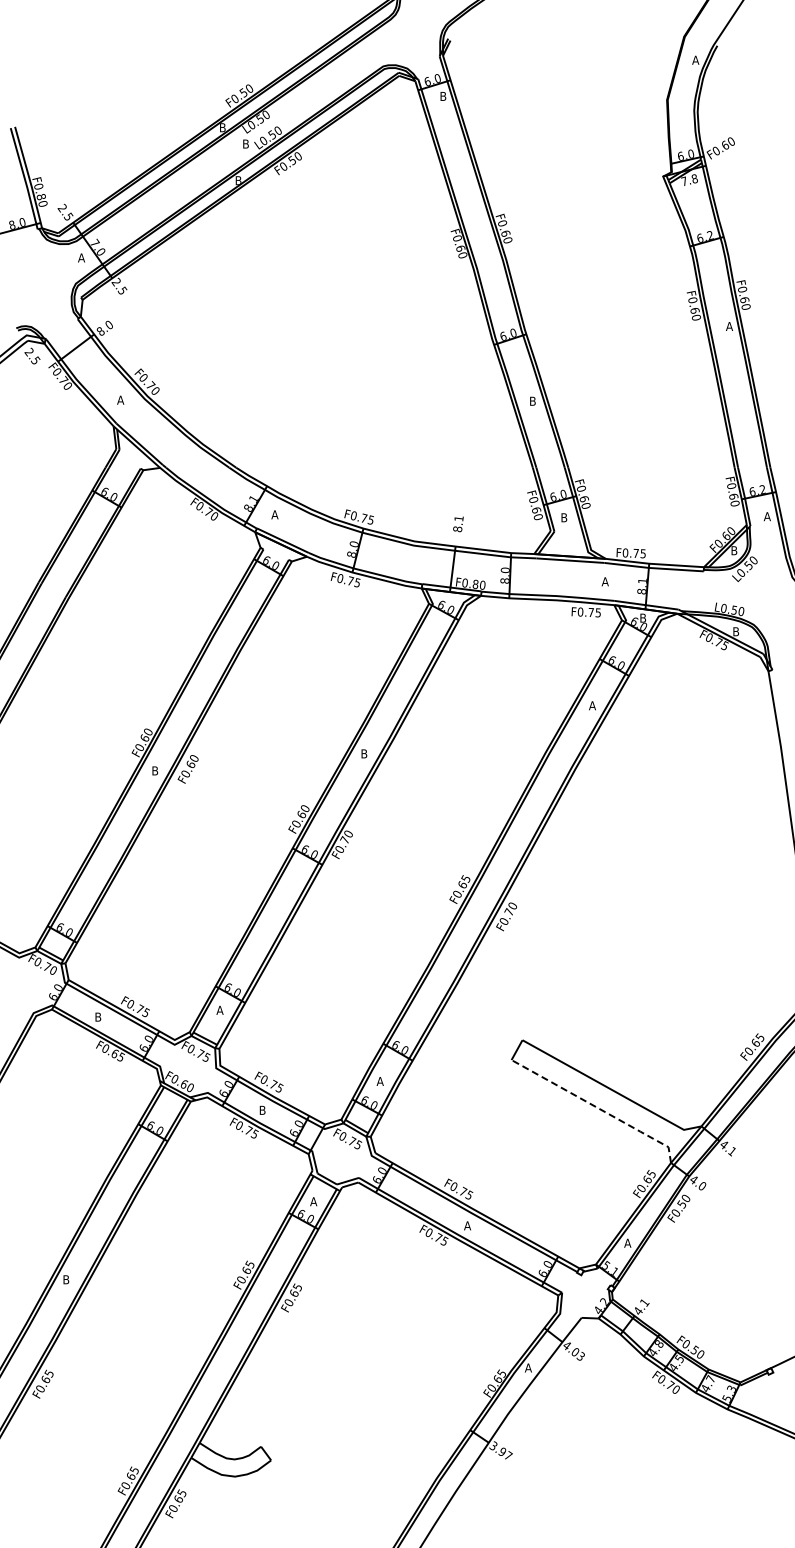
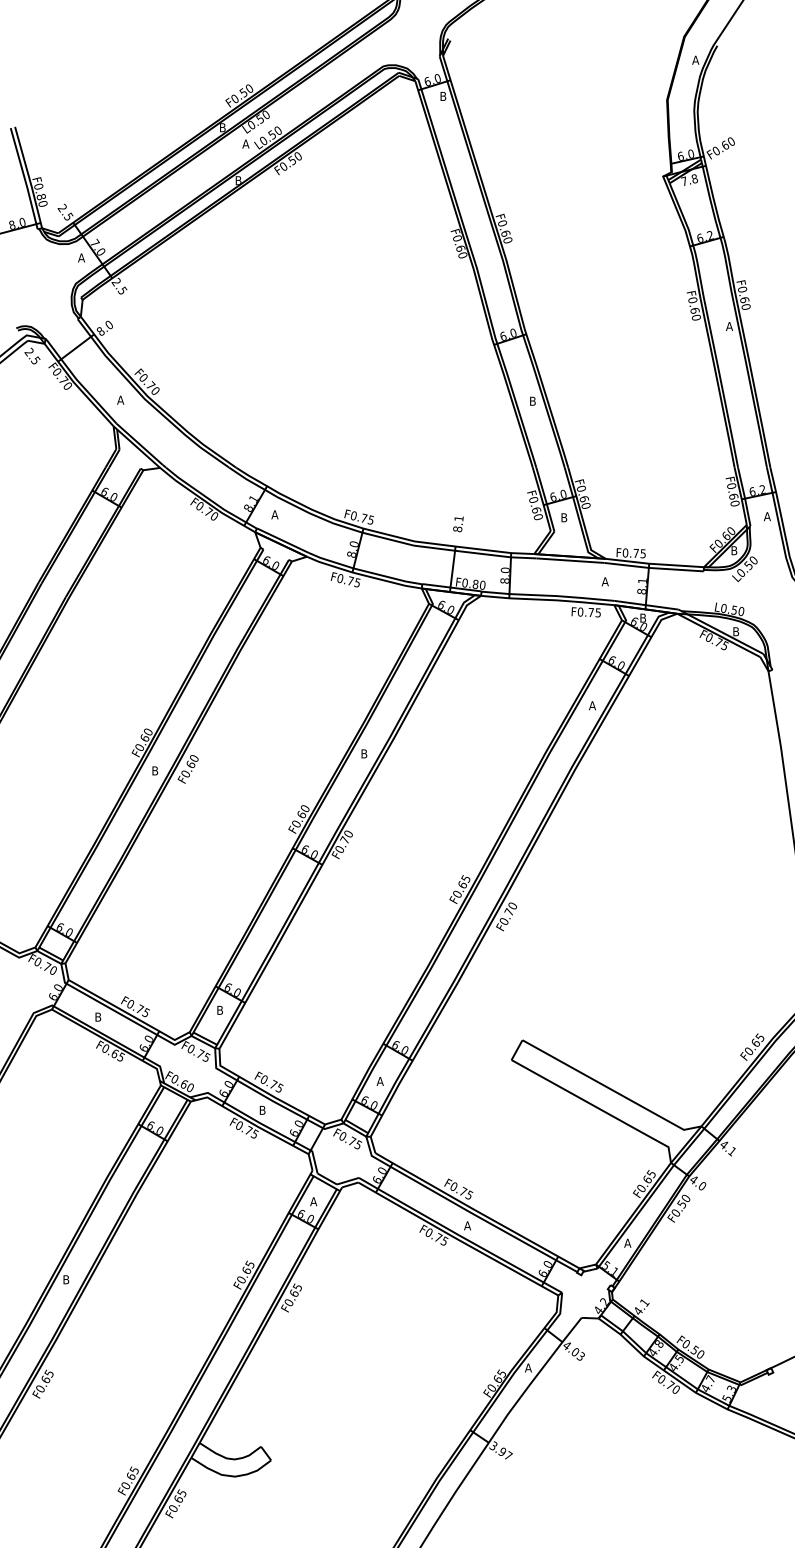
text: B -> A (245, 143)
text: A -> B (219, 1009)
line: dashed -> solid (597, 1107)
